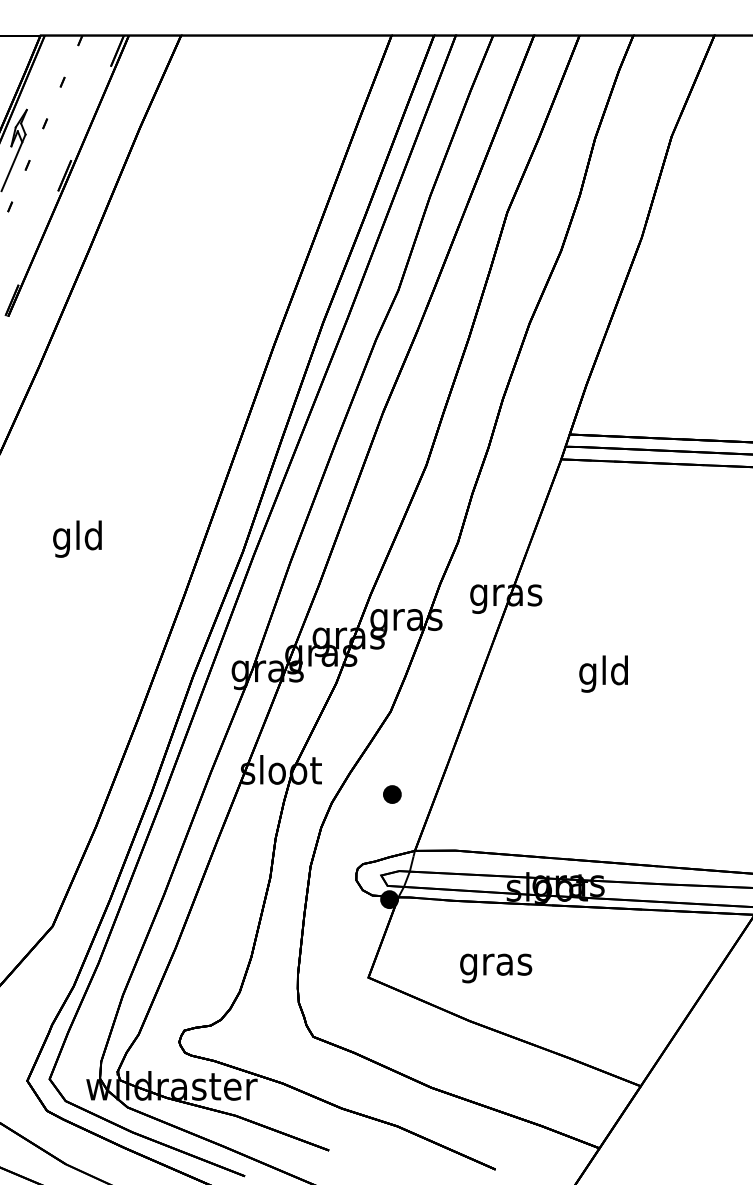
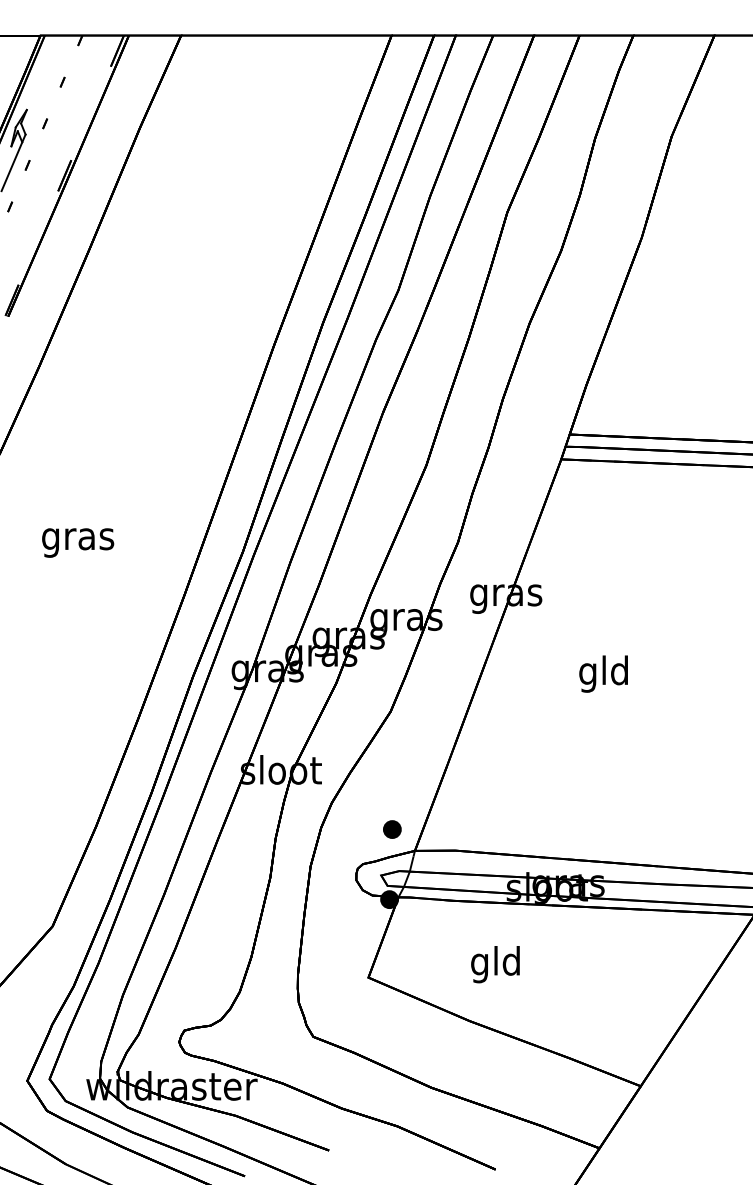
text: gld -> gras (78, 538)
part position: (392, 794) -> (392, 829) (392, 829)
text: gras -> gld (496, 964)
